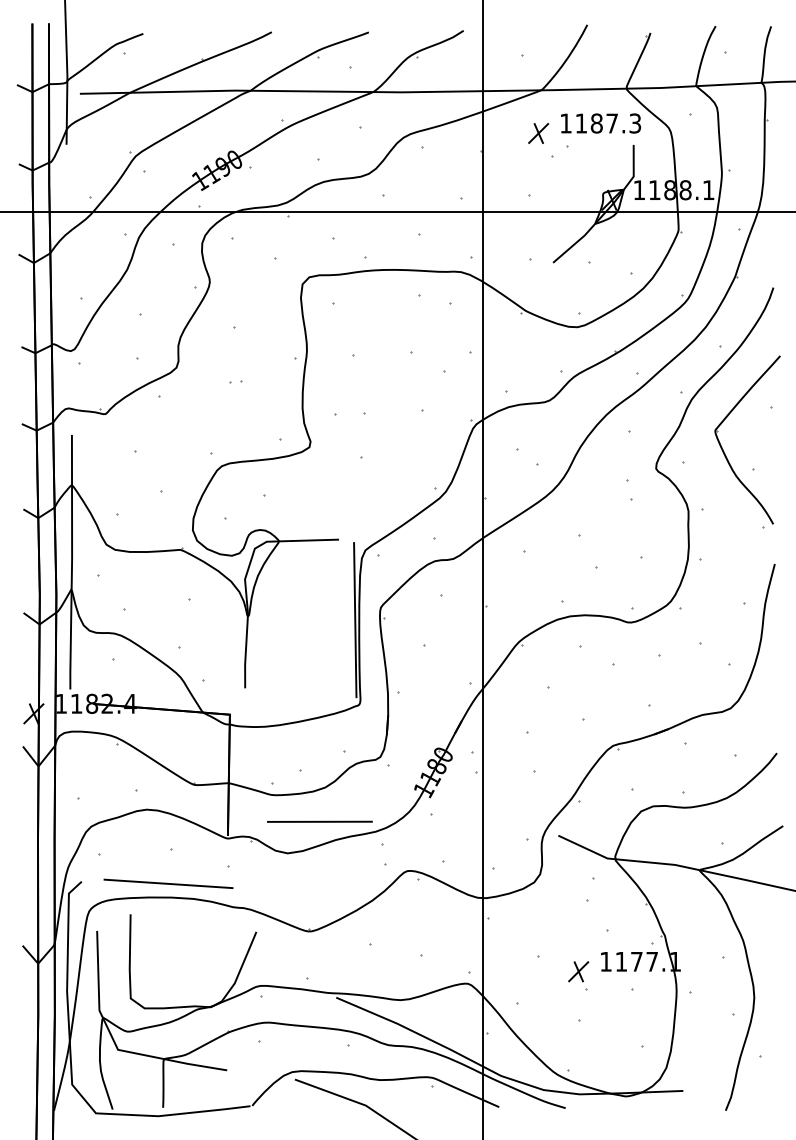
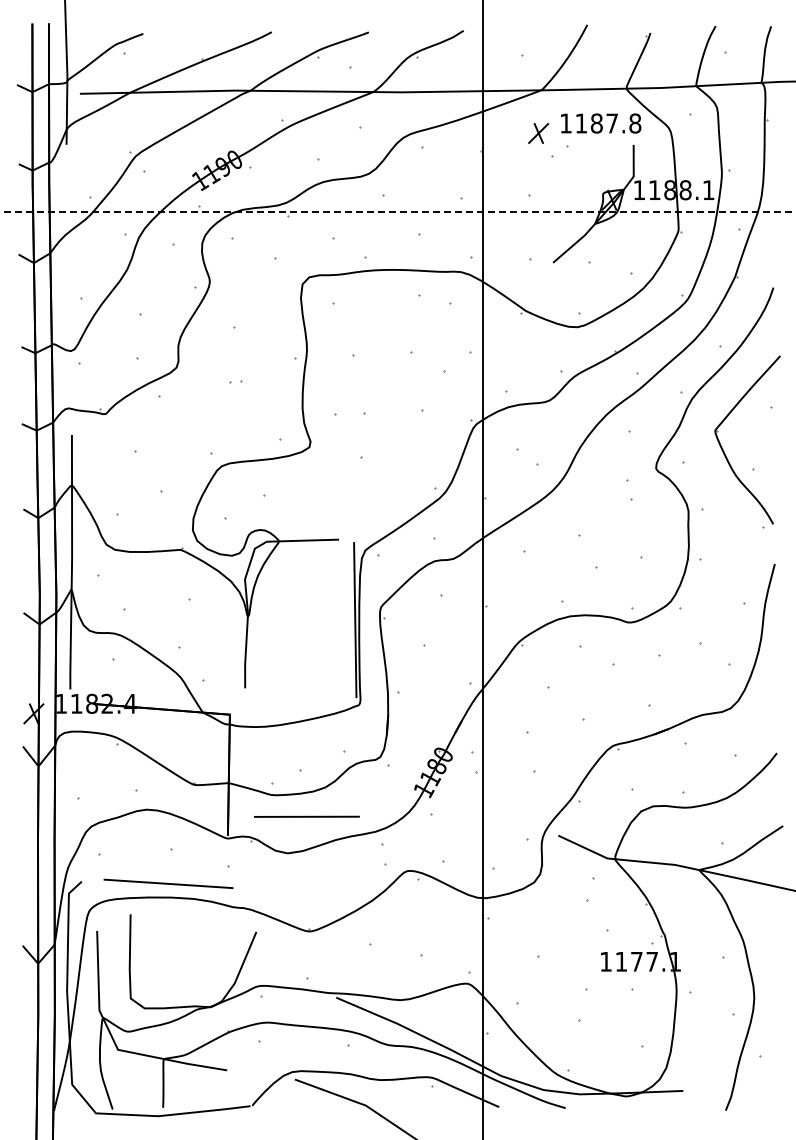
text: 1187.3 -> 1187.8 (635, 123)
line: solid -> dashed (398, 212)
line position: (319, 821) -> (306, 816) (306, 816)
part: present -> none (578, 971)
